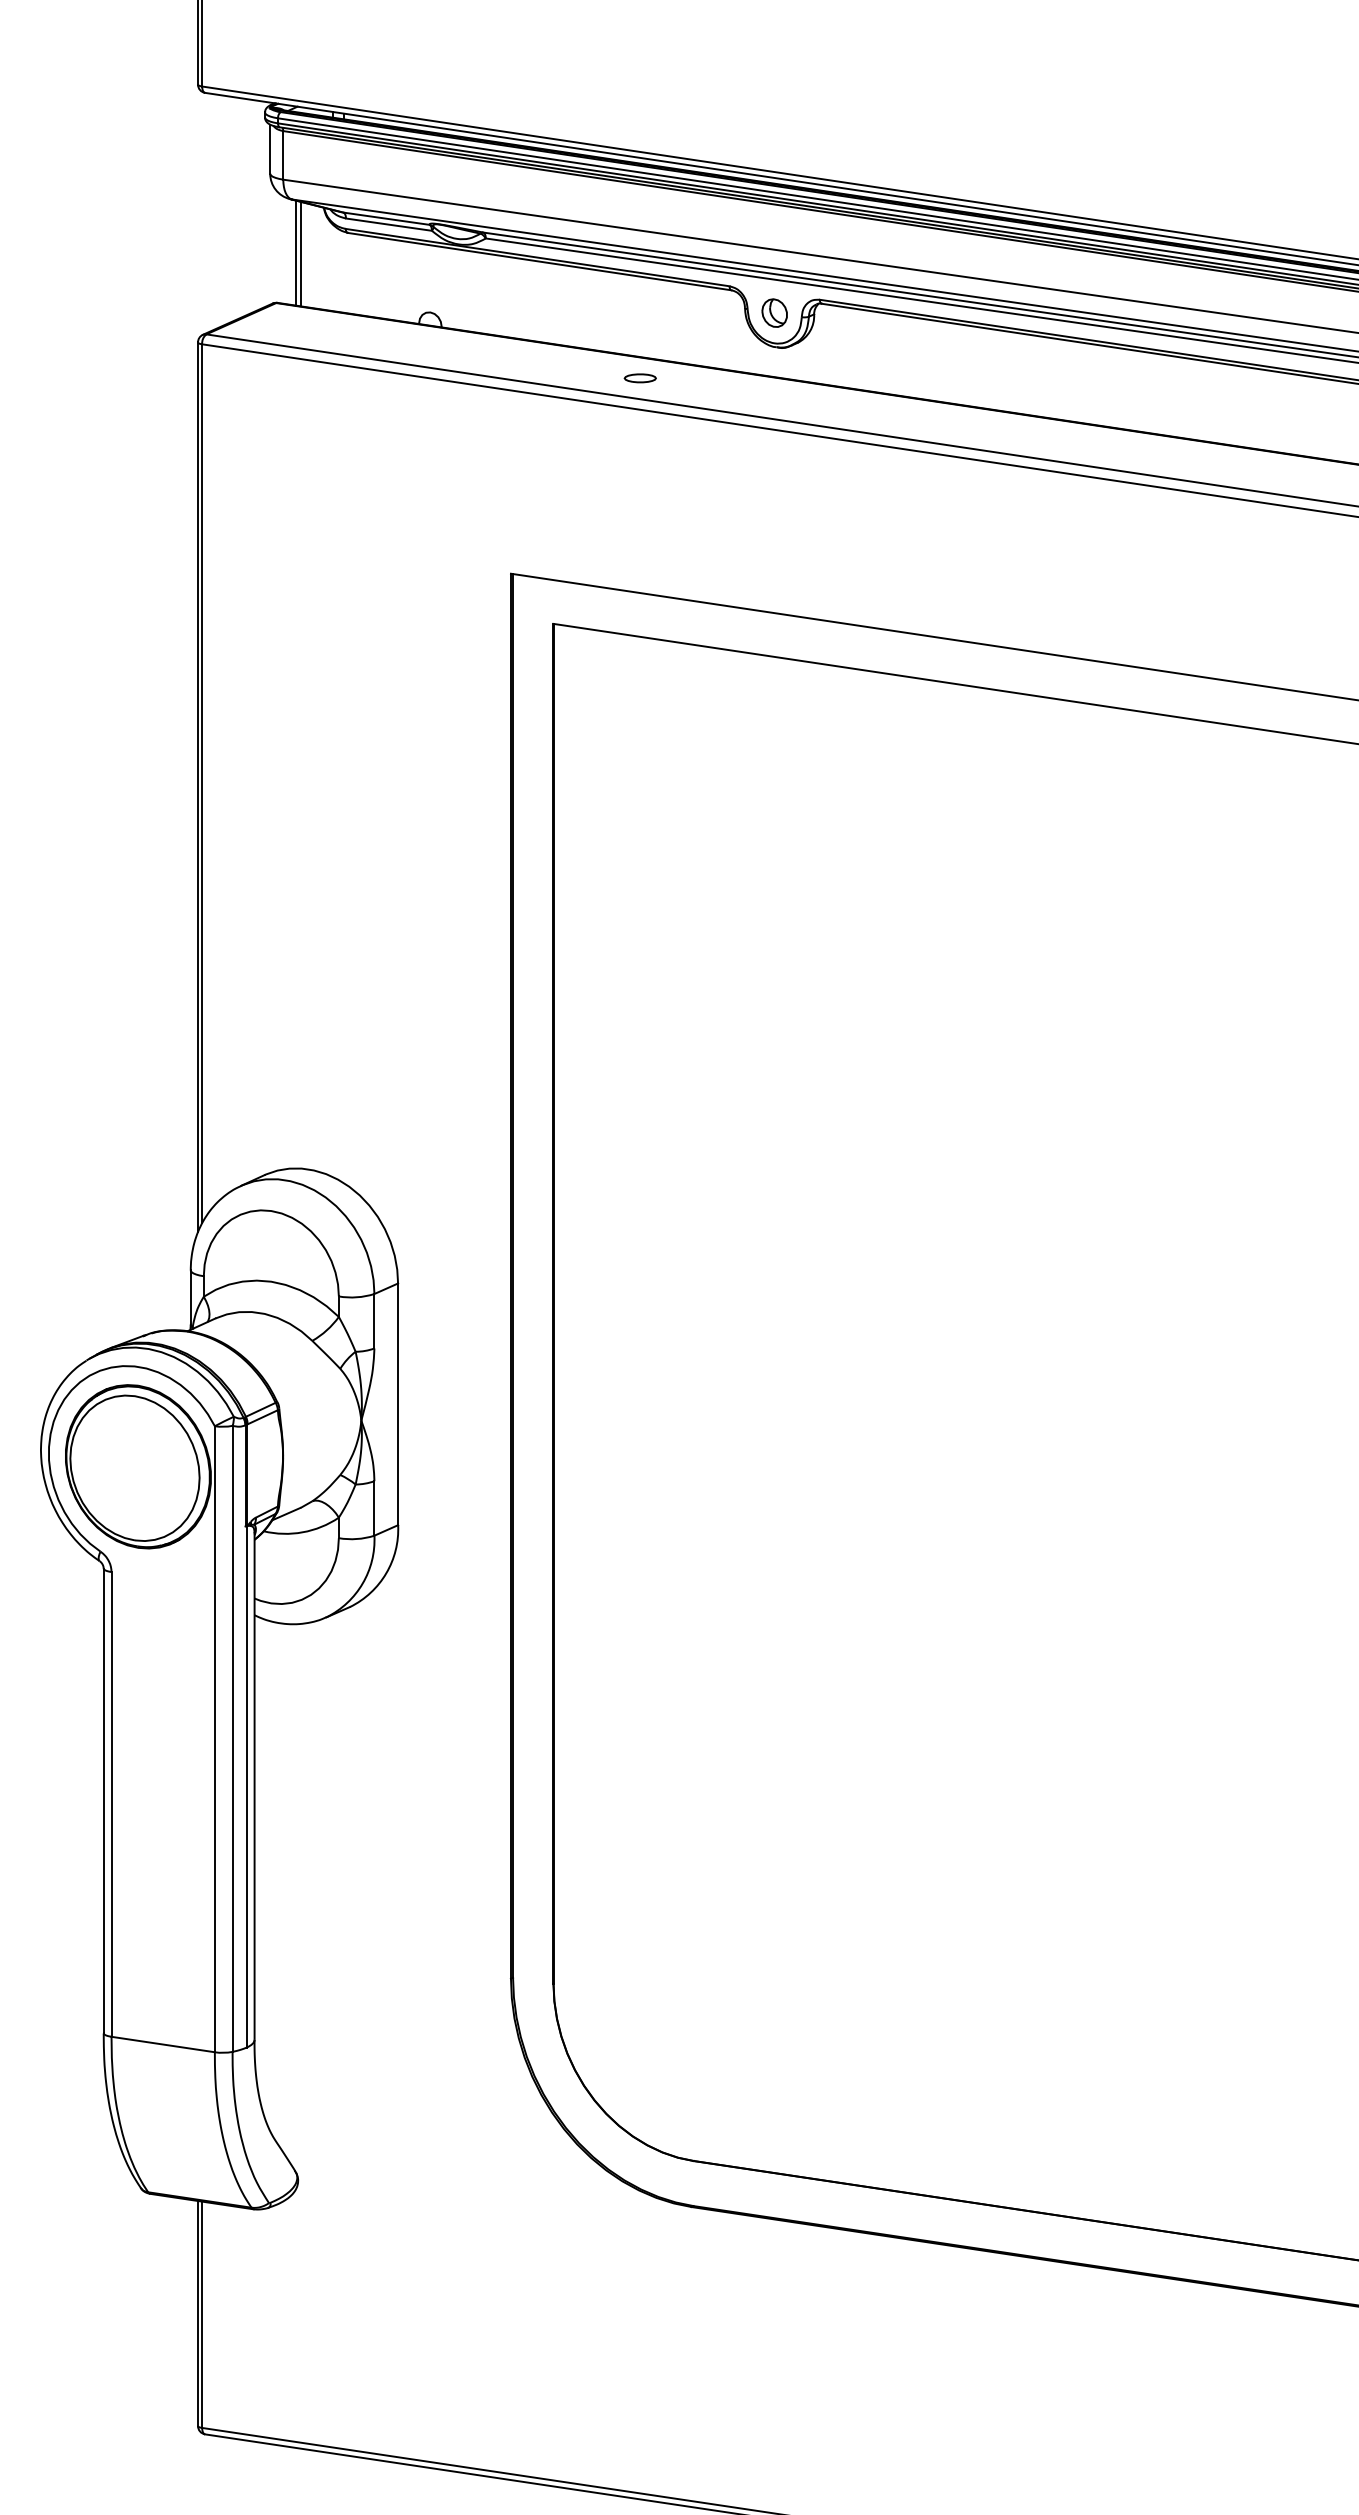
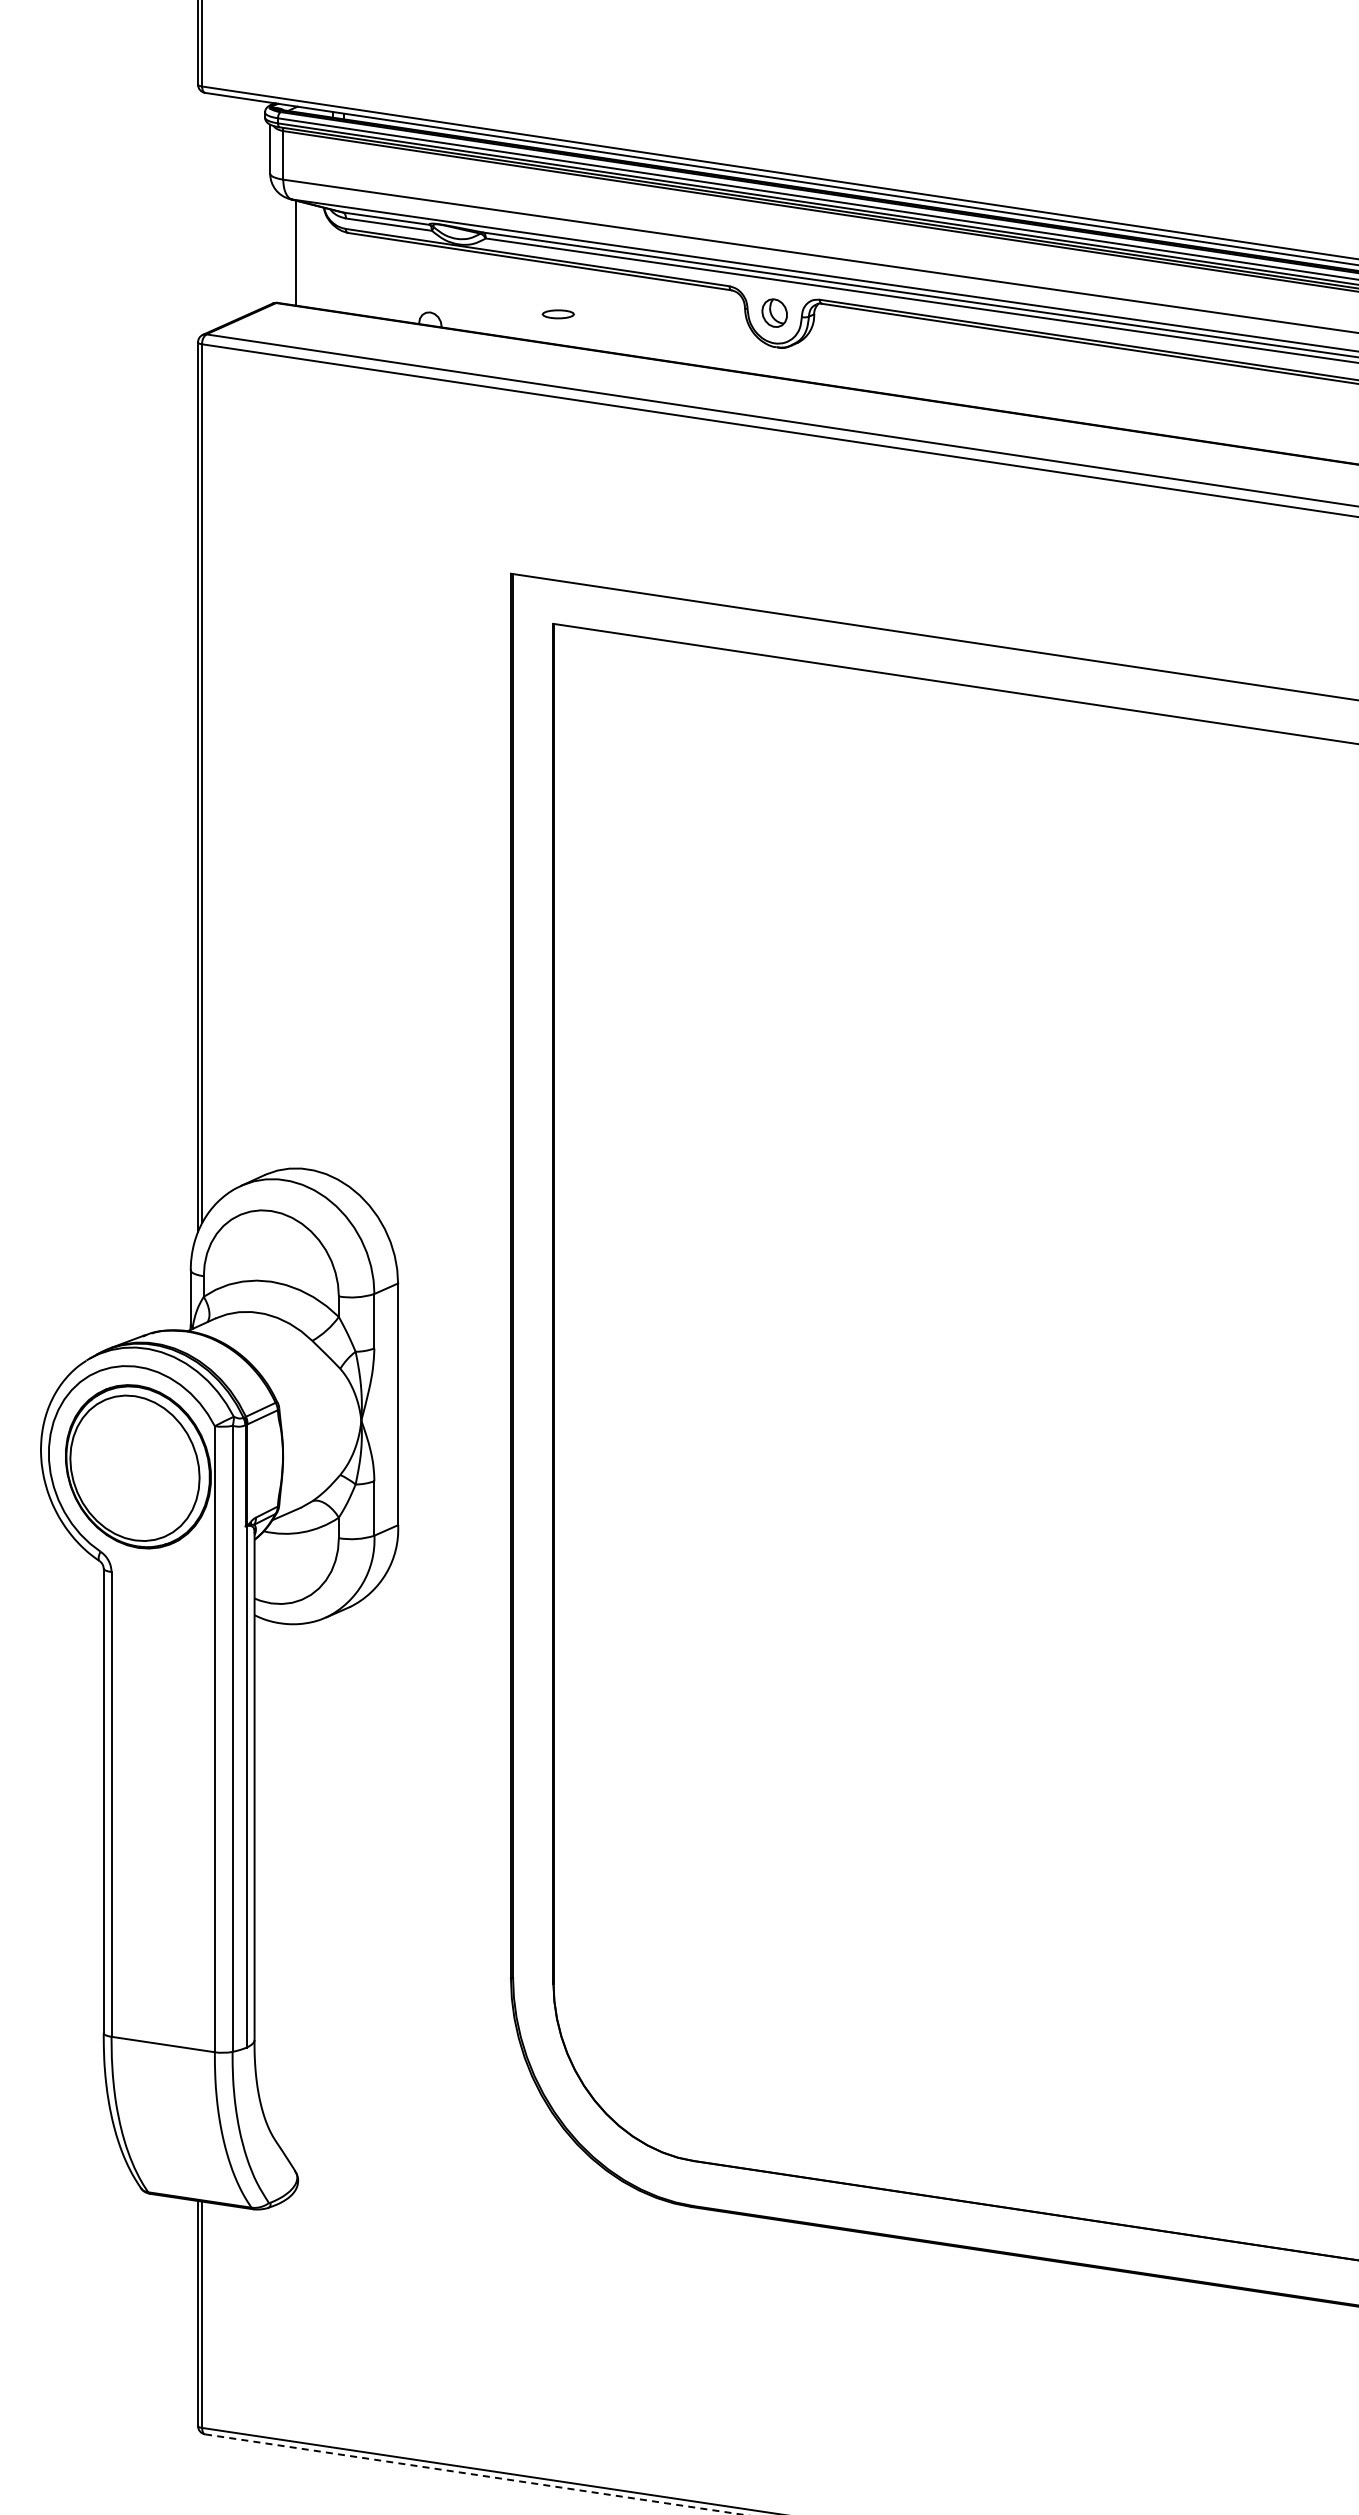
line: present -> none (300, 253)
part position: (639, 378) -> (557, 314) (557, 314)
line: solid -> dashed (475, 2474)
